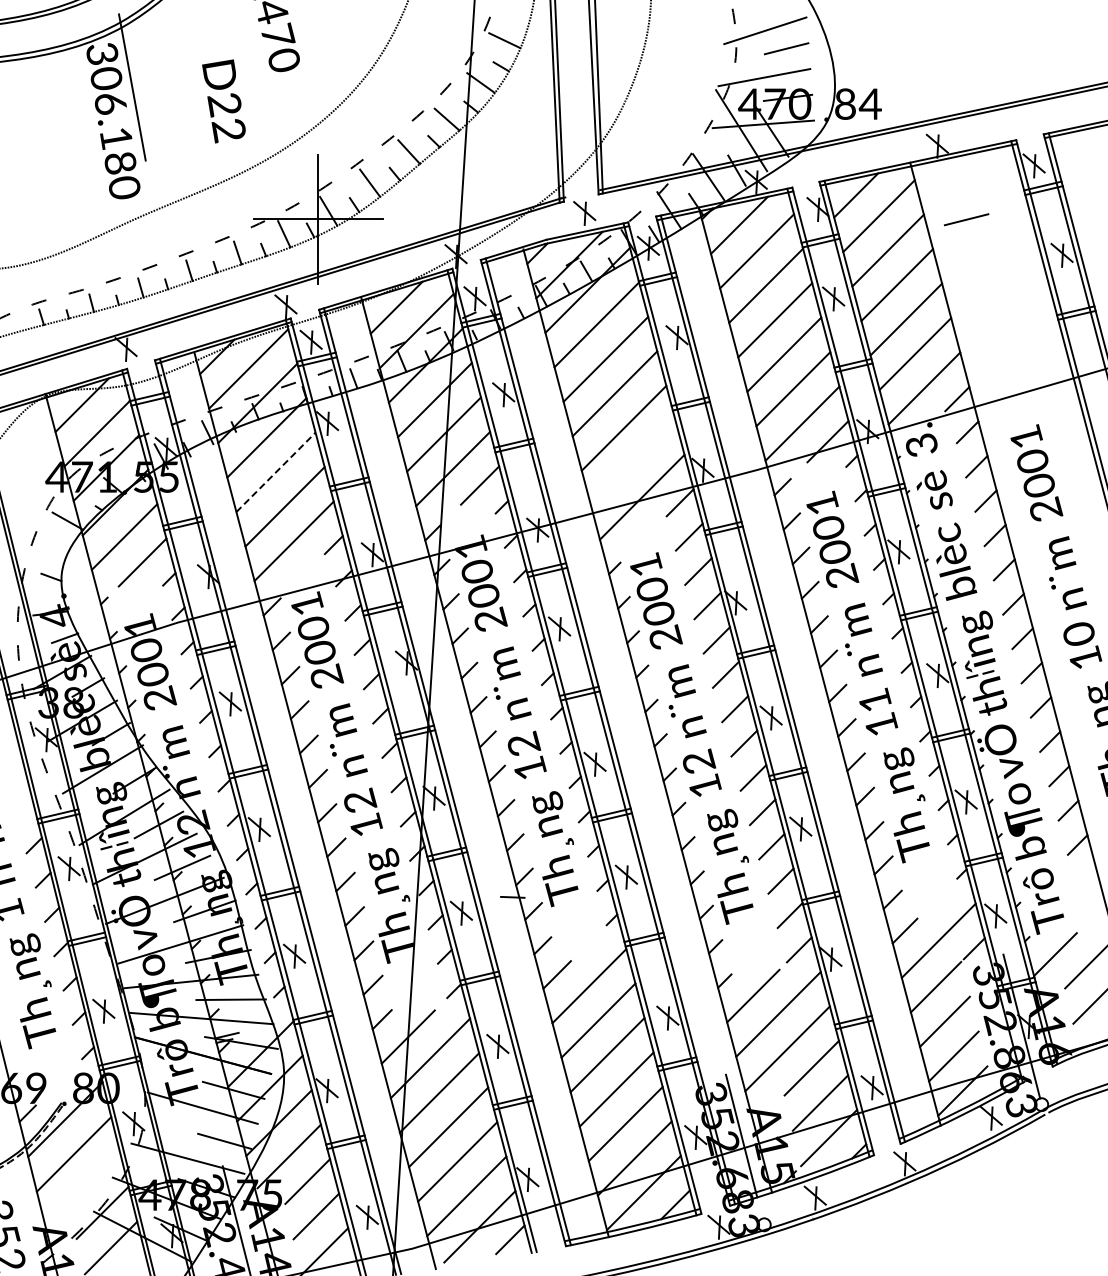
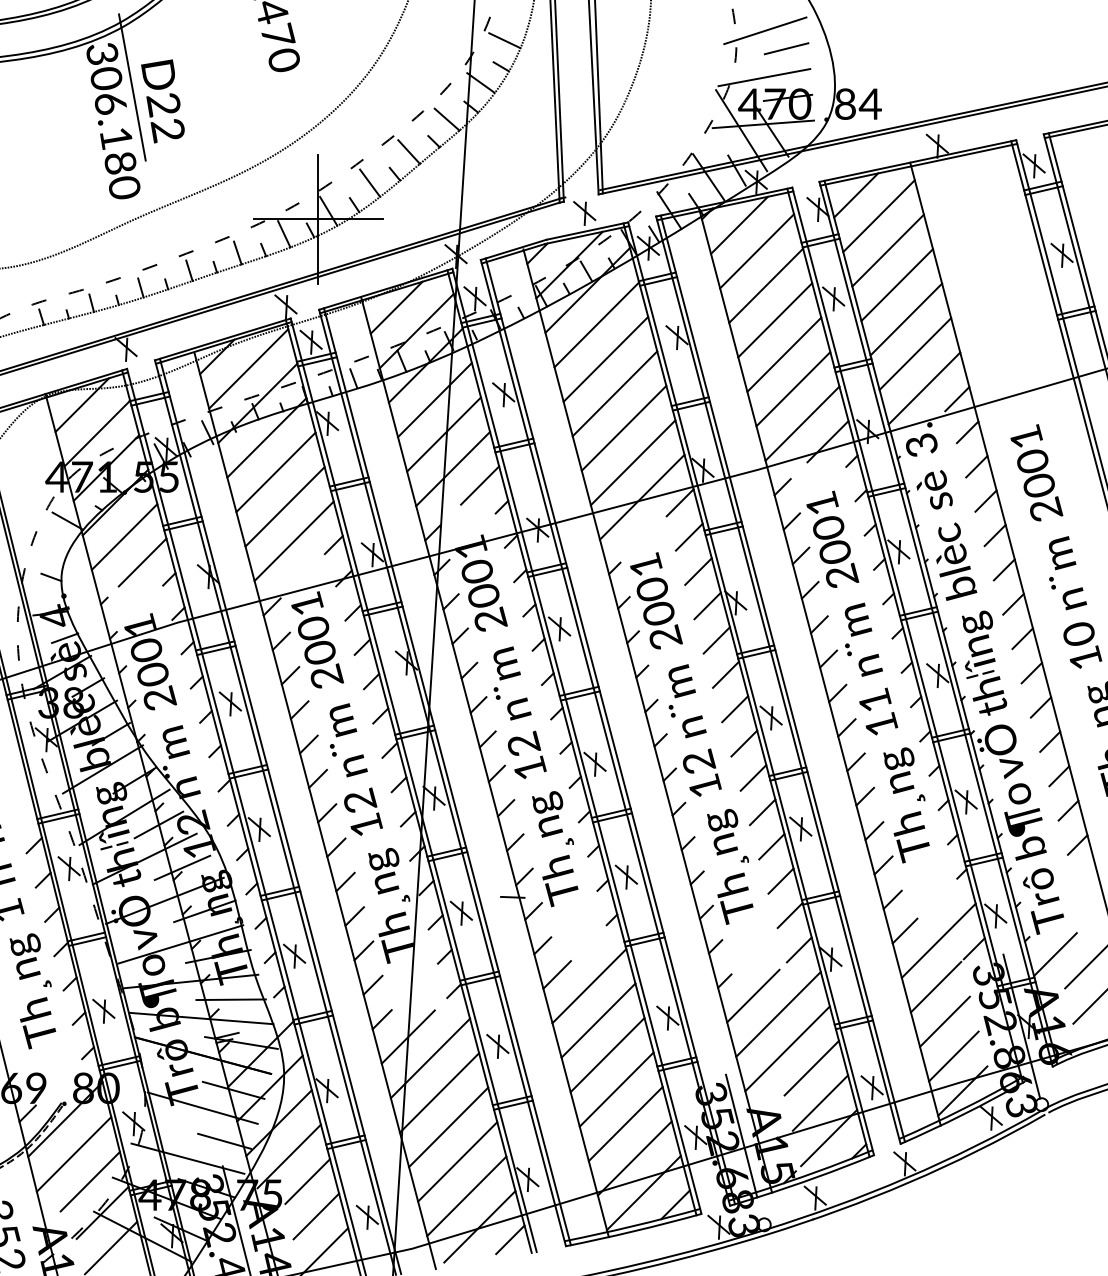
text position: (223, 101) -> (162, 101) (162, 101)
line: present -> none (966, 219)
line: none -> present (632, 462)
line: dashed -> solid (276, 472)
line: none -> present (89, 1181)
